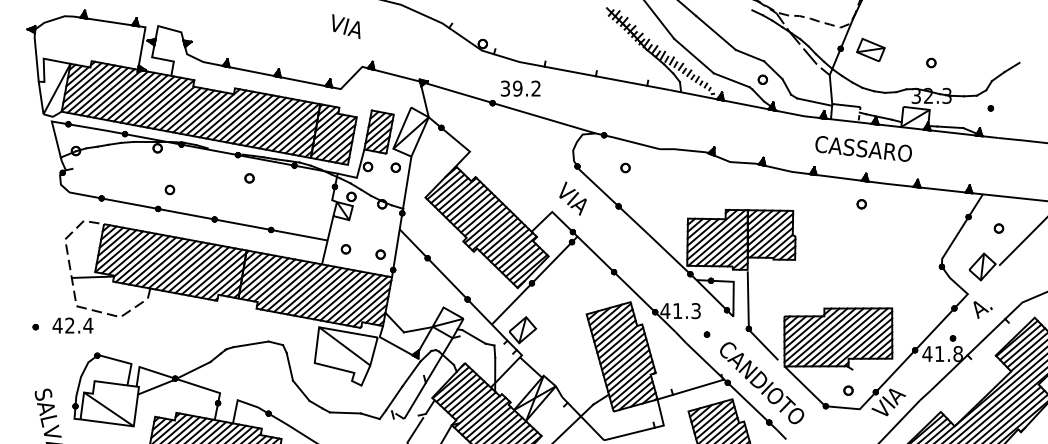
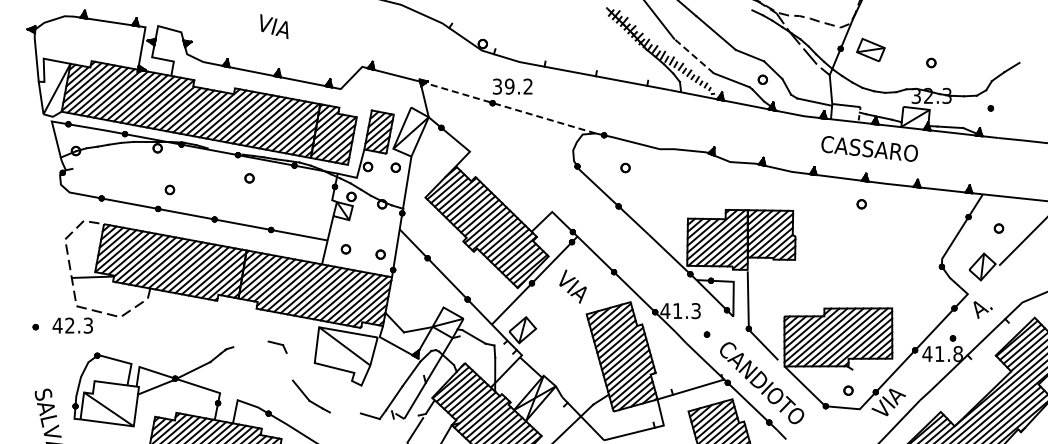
text position: (346, 26) -> (274, 26) (274, 26)
line: solid -> dashed (693, 55)
text position: (520, 88) -> (512, 86) (512, 86)
line: solid -> dashed (508, 107)
text position: (863, 148) -> (869, 148) (869, 148)
text position: (572, 198) -> (572, 286) (572, 286)
text: 42.4 -> 42.3 (88, 325)
line: present -> none (250, 344)
line: present -> none (289, 366)
line: present -> none (344, 412)
